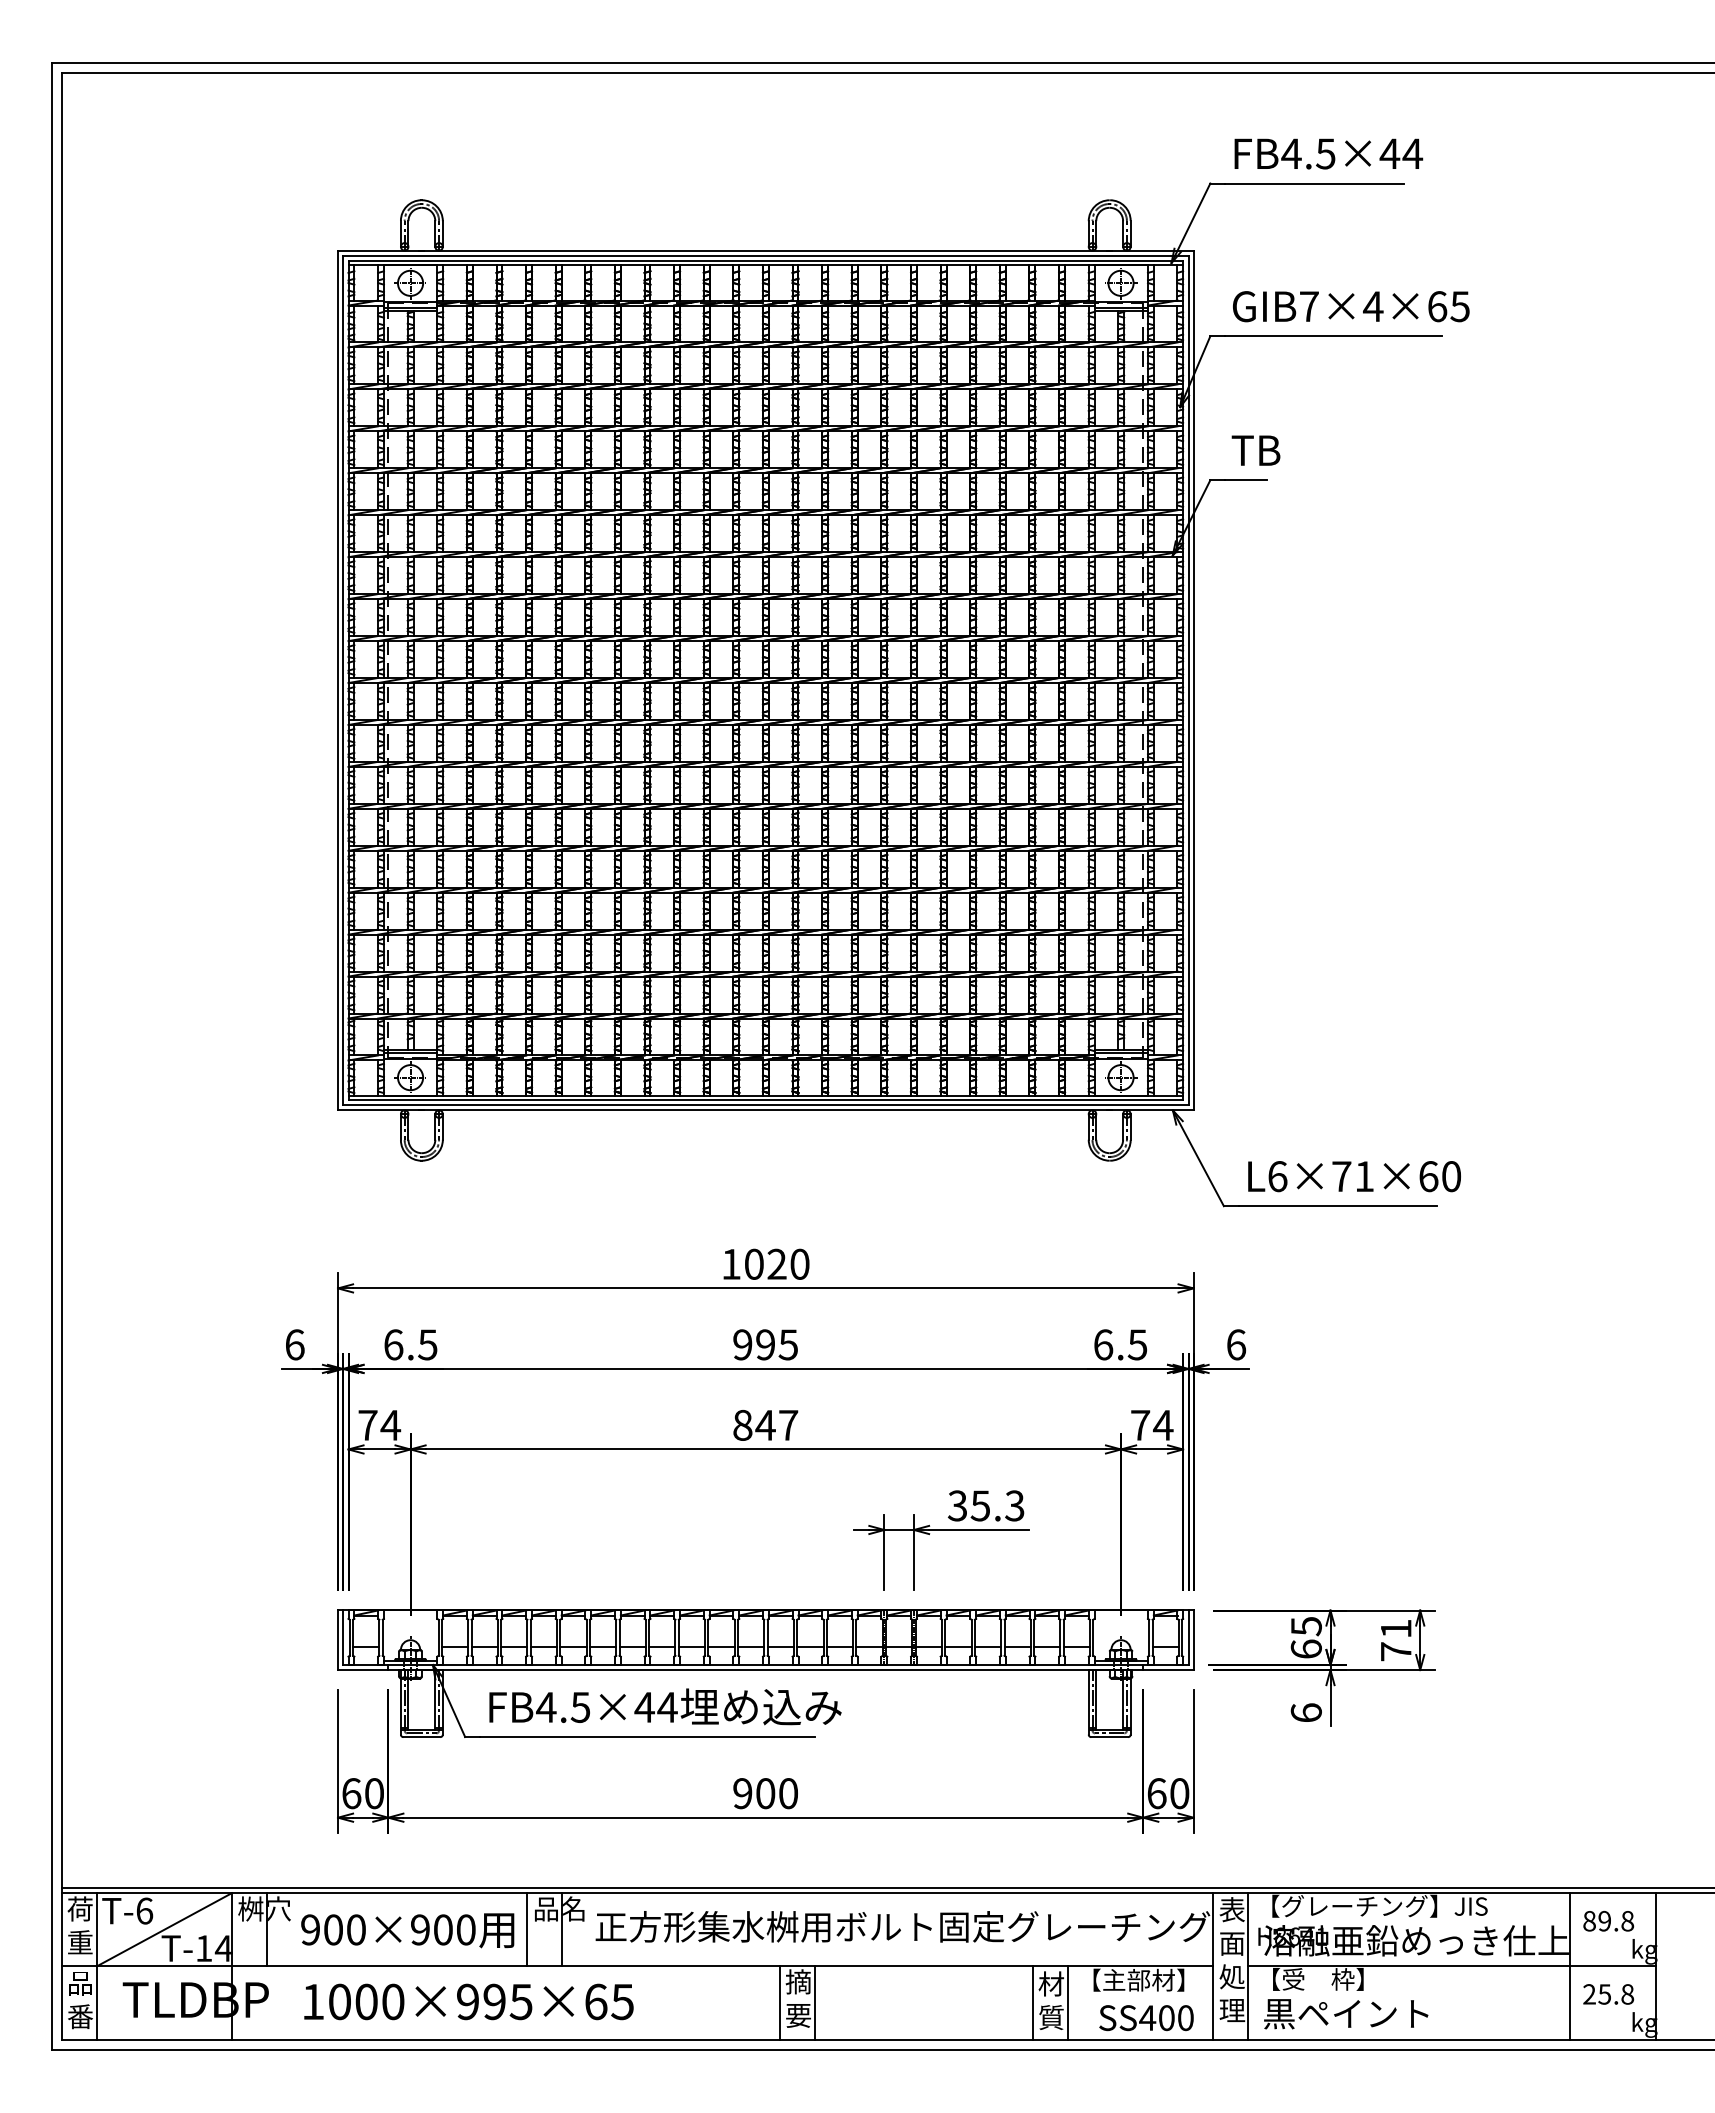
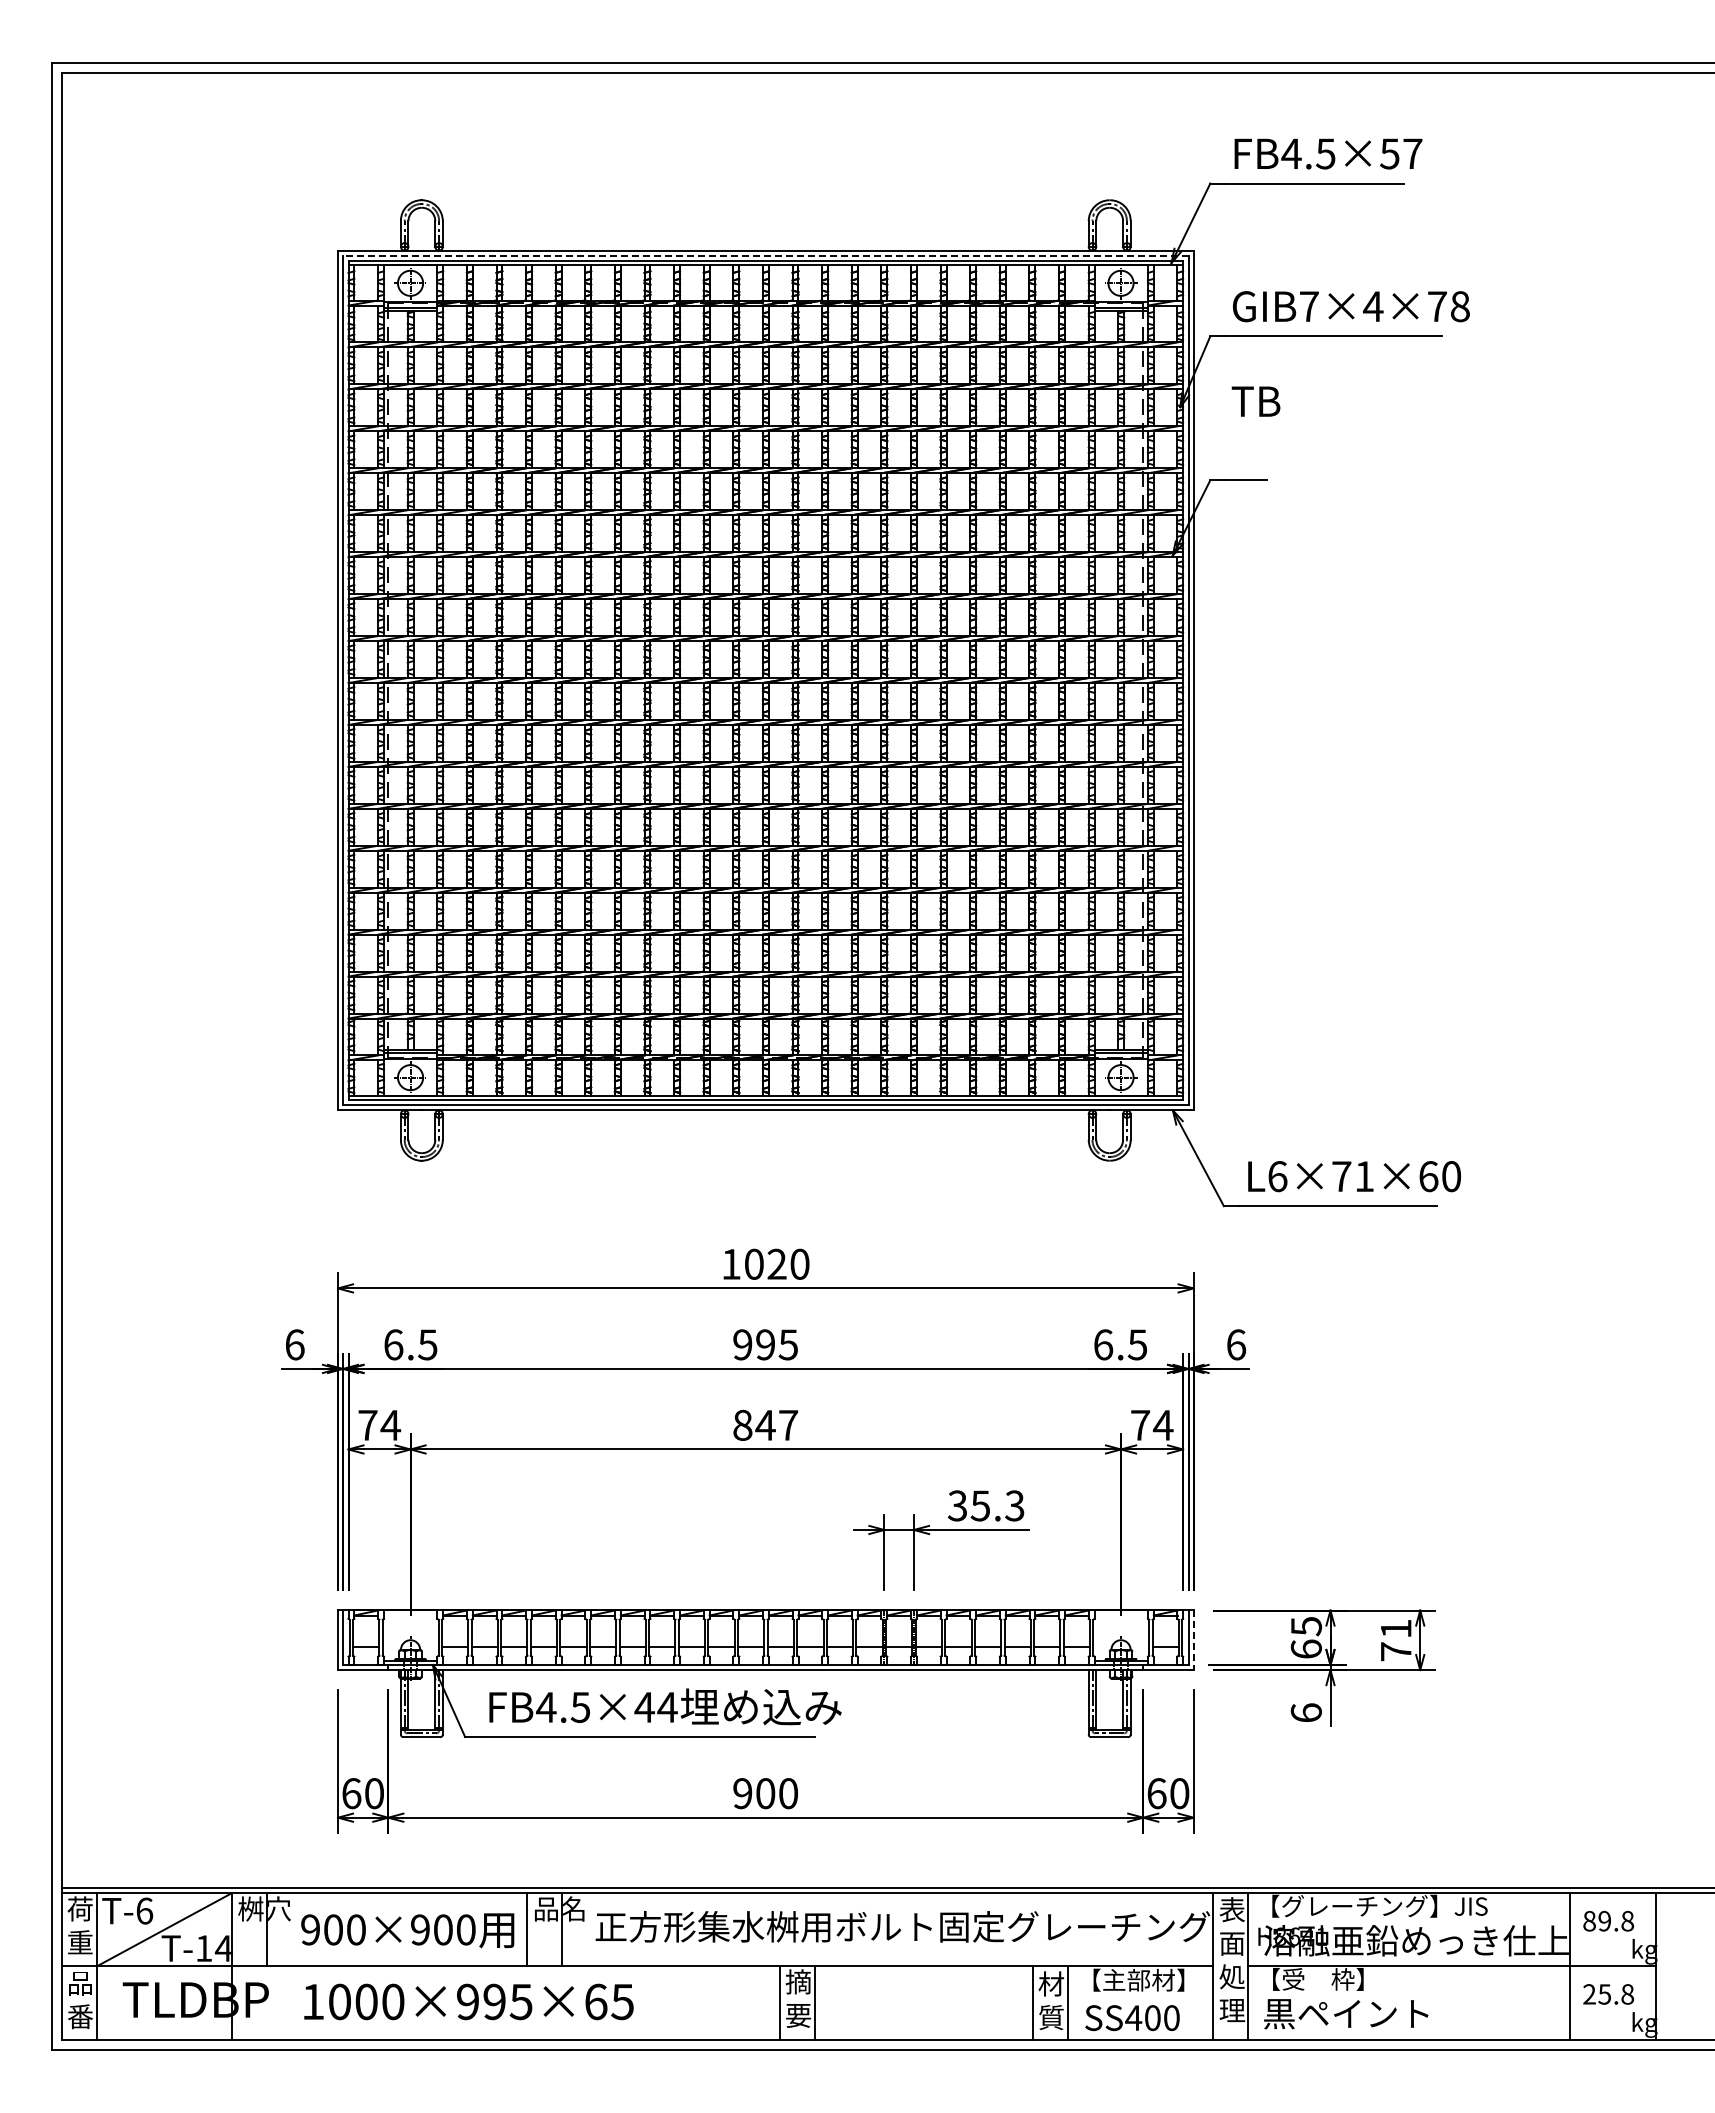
text: FB4.5×44 -> FB4.5×57 (1401, 153)
line: solid -> dashed (765, 255)
text: GIB7×4×65 -> GIB7×4×78 (1448, 306)
text position: (1255, 450) -> (1255, 401) (1255, 401)
line: solid -> dashed (1193, 1640)
text position: (1146, 2018) -> (1132, 2018) (1132, 2018)
